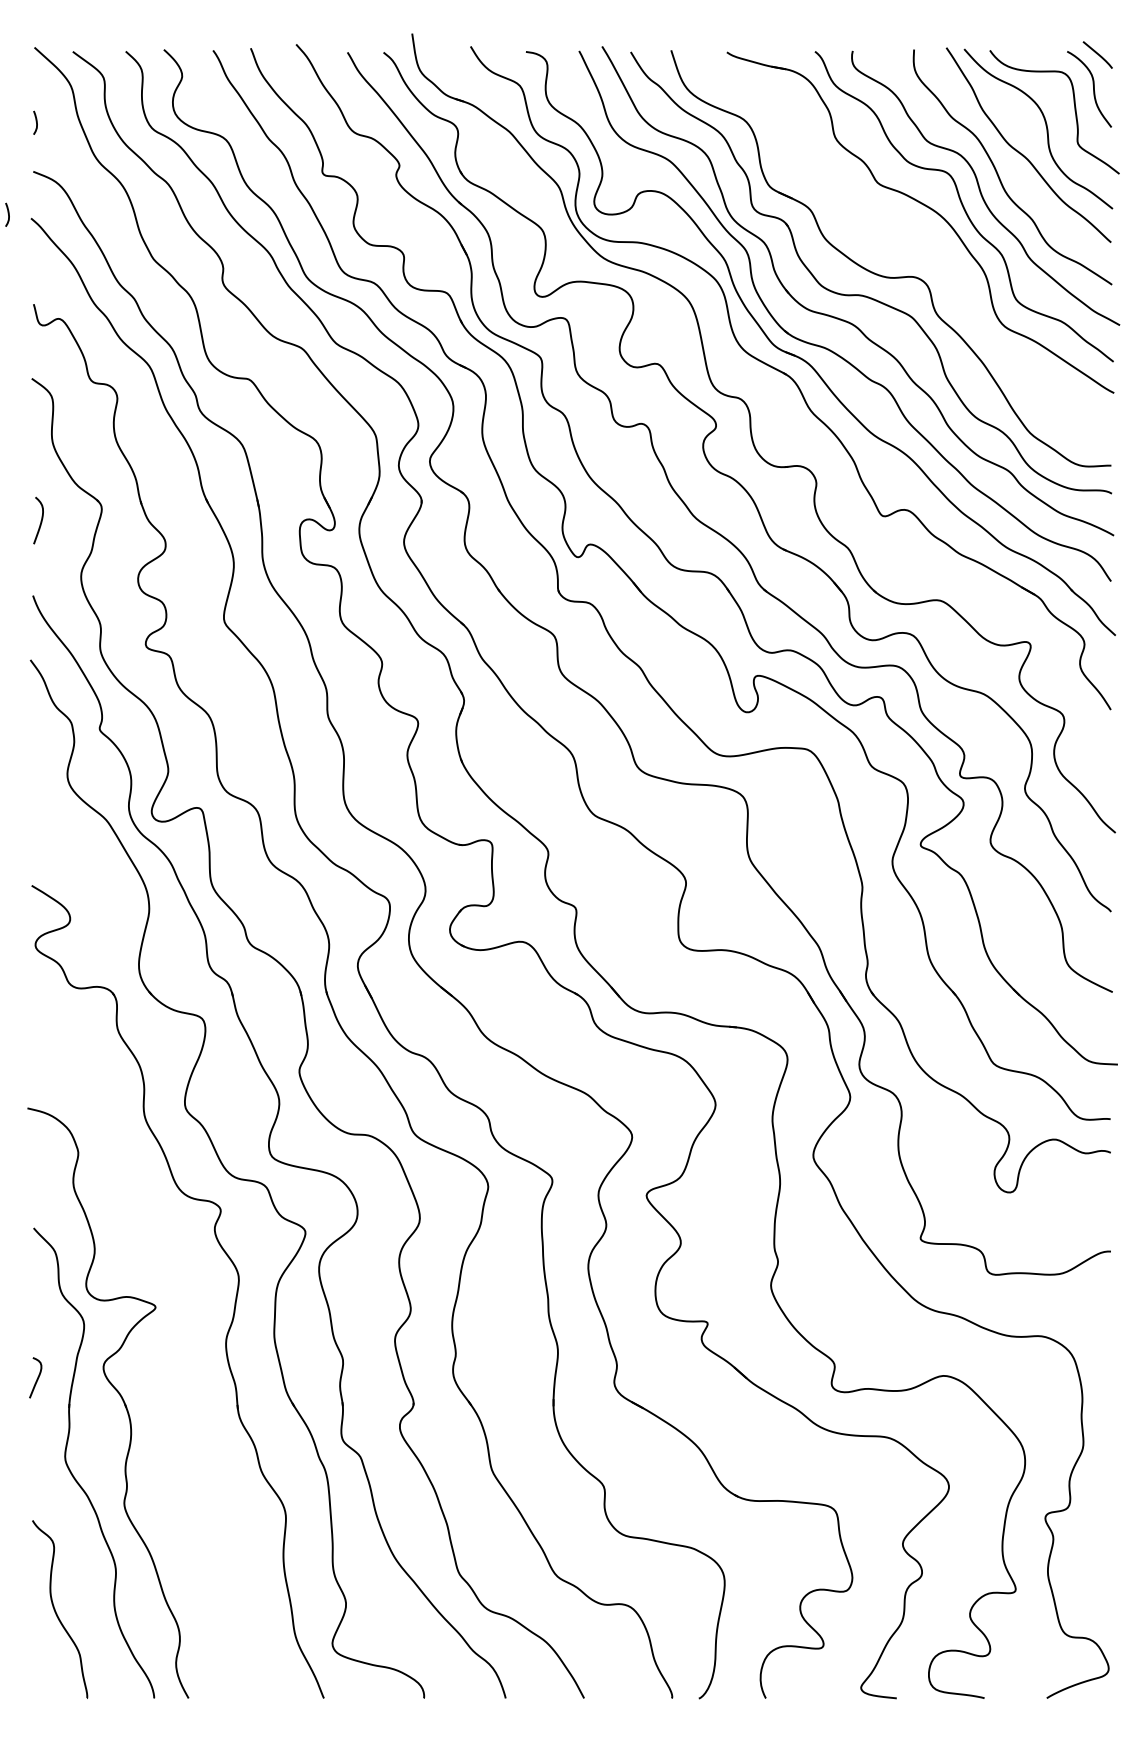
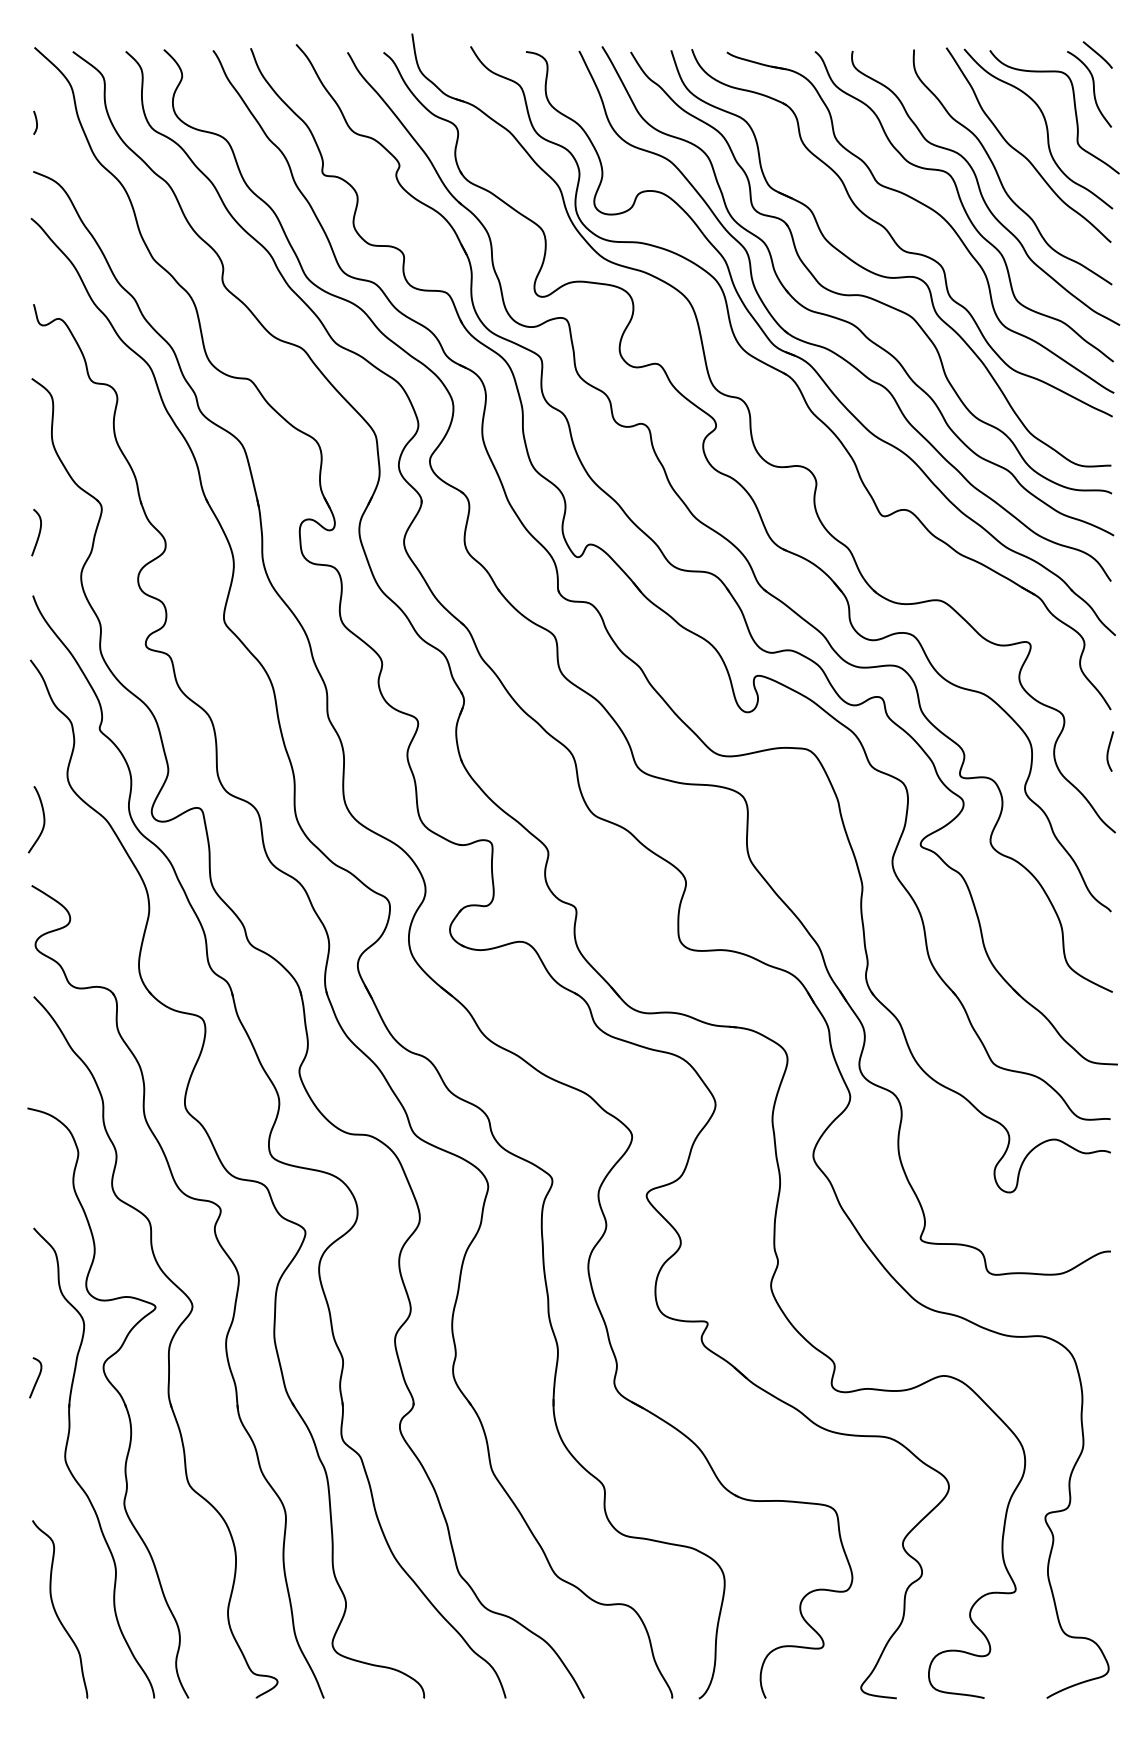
curve: present -> none (7, 213)
part: none -> present (893, 237)
curve position: (40, 520) -> (38, 532) (38, 532)
curve: none -> present (1109, 750)
curve: none -> present (43, 819)
part: none -> present (168, 1347)
